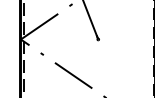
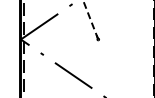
line: solid -> dashed (90, 19)
